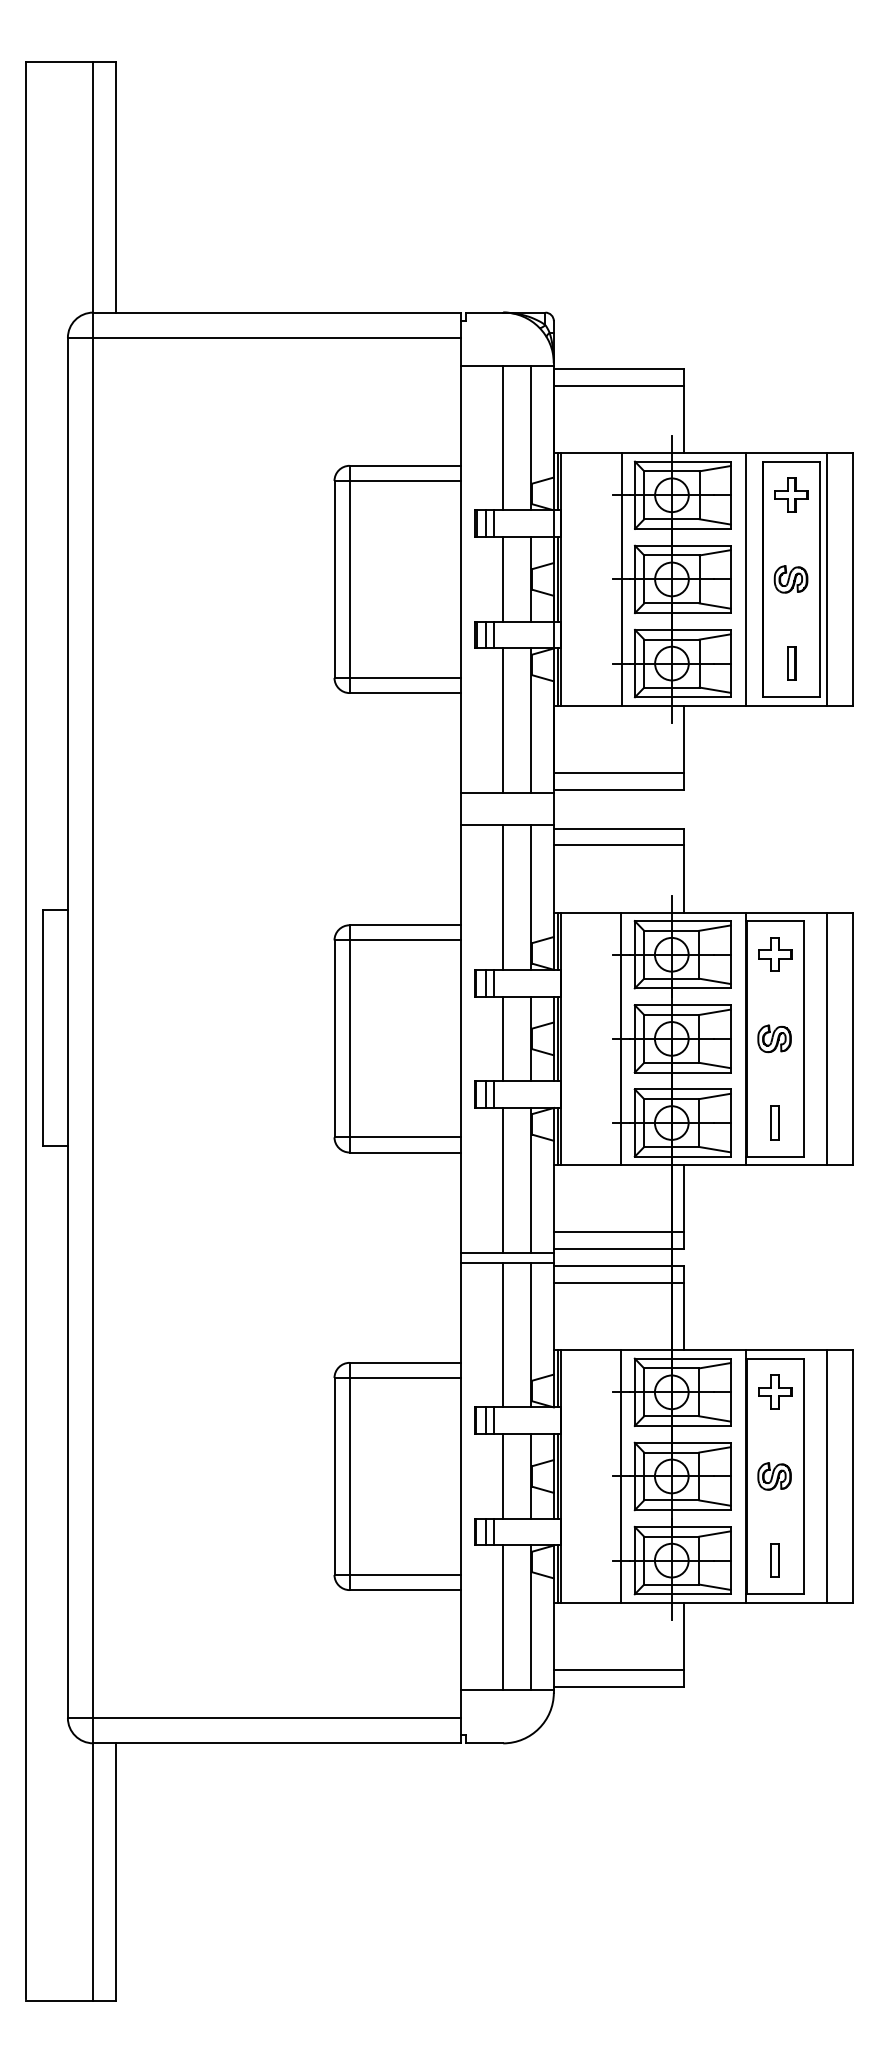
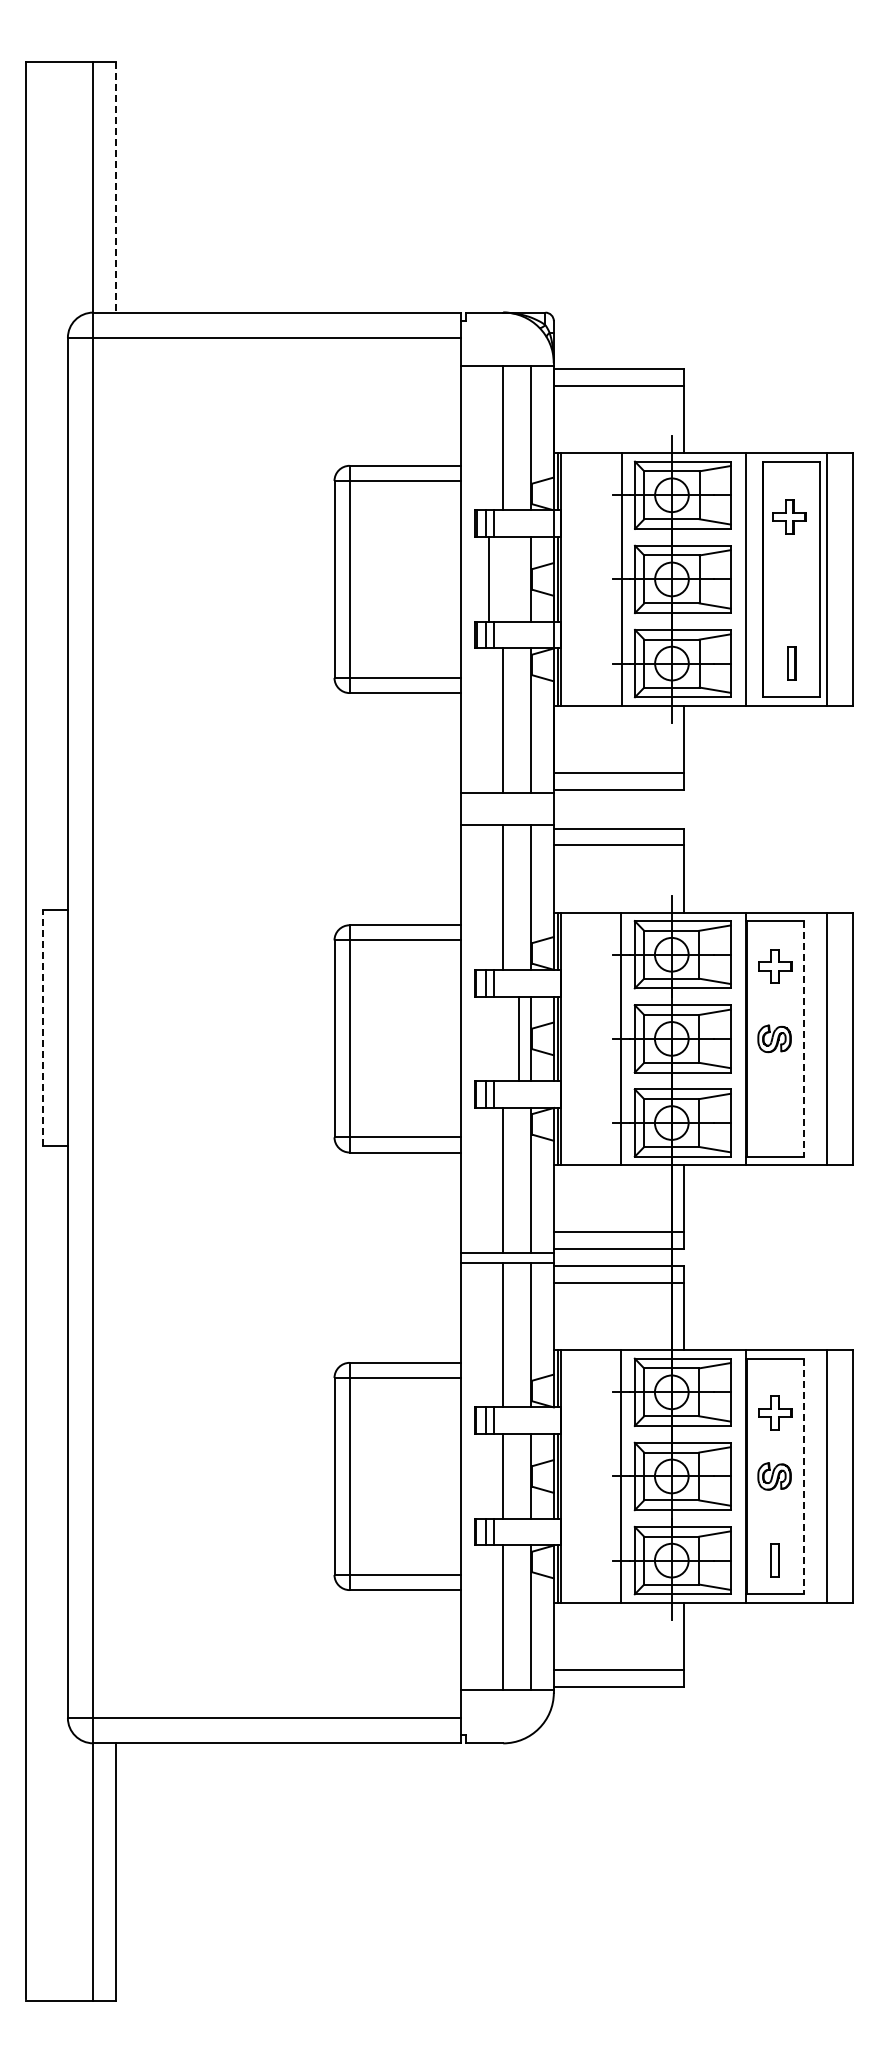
line: solid -> dashed (115, 187)
part position: (791, 494) -> (789, 516) (789, 516)
line position: (503, 579) -> (489, 579) (489, 579)
part: present -> none (790, 579)
part position: (775, 954) -> (775, 966) (775, 966)
line: solid -> dashed (42, 1027)
line position: (503, 1038) -> (519, 1038) (519, 1038)
line: solid -> dashed (803, 1038)
part: present -> none (774, 1122)
part position: (775, 1391) -> (775, 1412) (775, 1412)
line: solid -> dashed (803, 1476)
